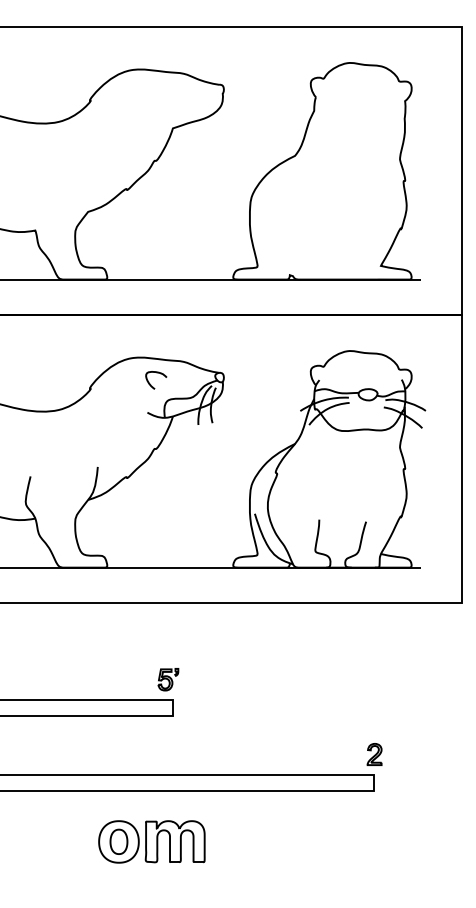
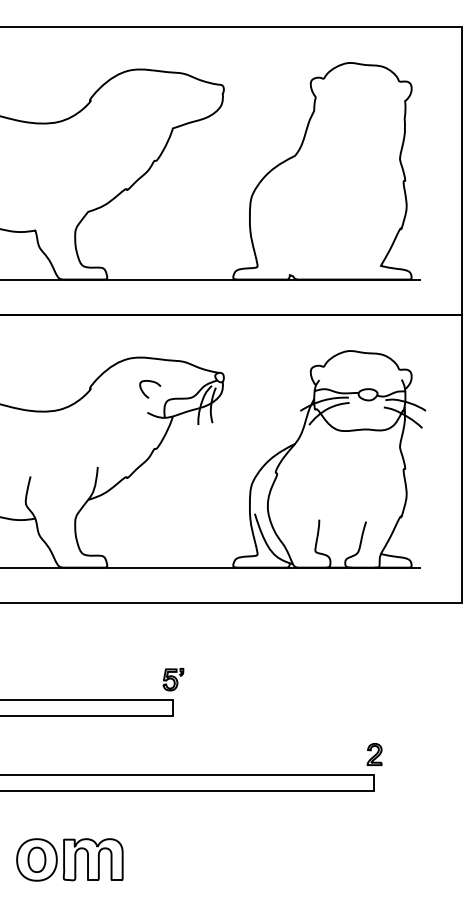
curve position: (151, 384) -> (145, 393) (145, 393)
part position: (168, 679) -> (173, 679) (173, 679)
part position: (151, 841) -> (69, 859) (69, 859)
